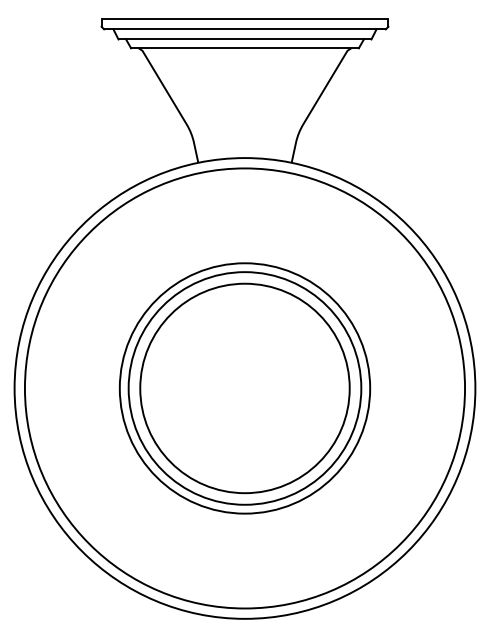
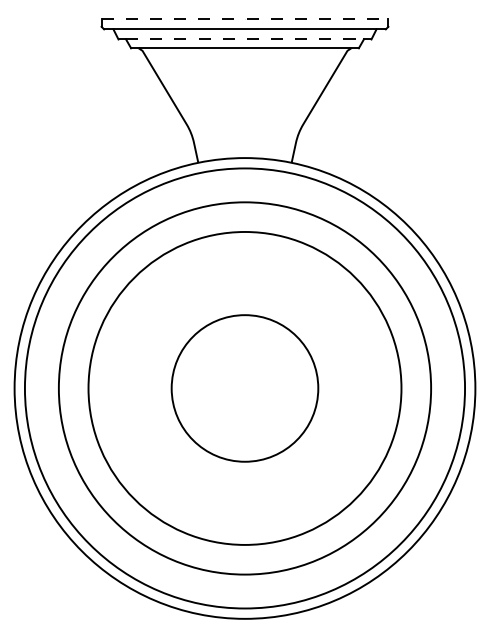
line: solid -> dashed (245, 19)
line: solid -> dashed (245, 39)
circle diameter: 209 px -> 147 px (244, 388)
circle diameter: 233 px -> 372 px (244, 388)
circle diameter: 250 px -> 313 px (244, 387)
